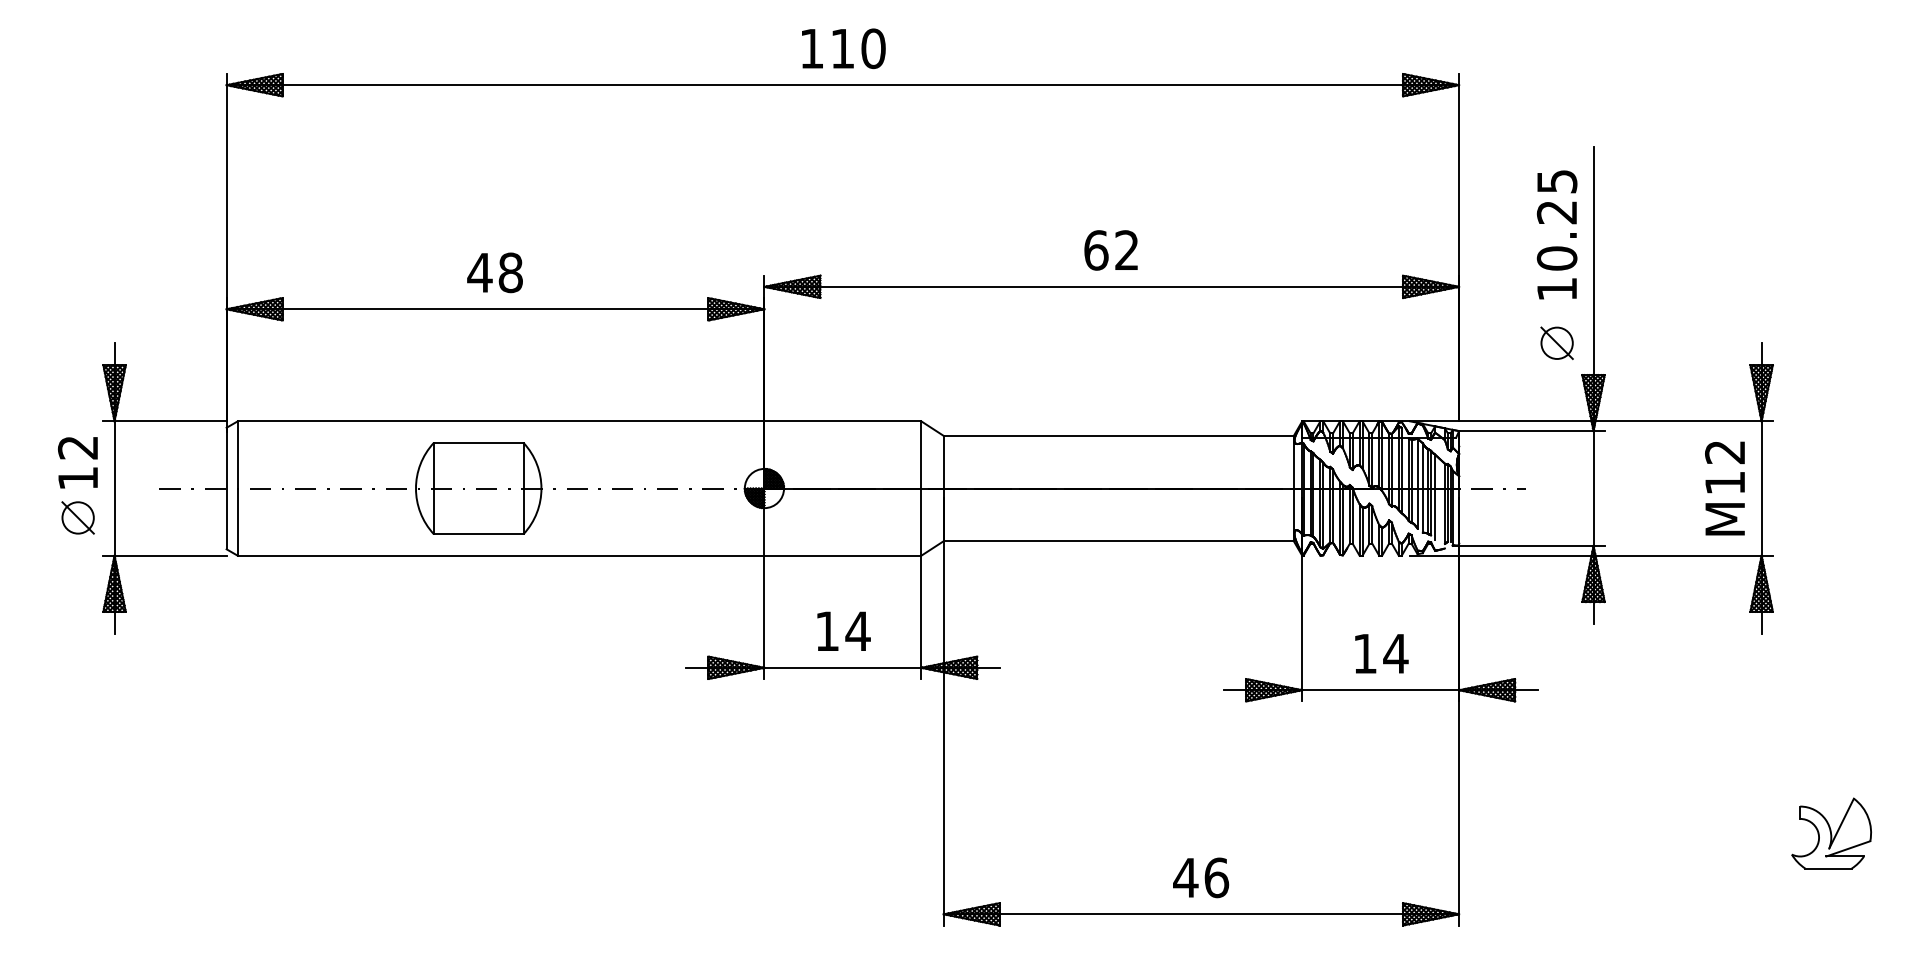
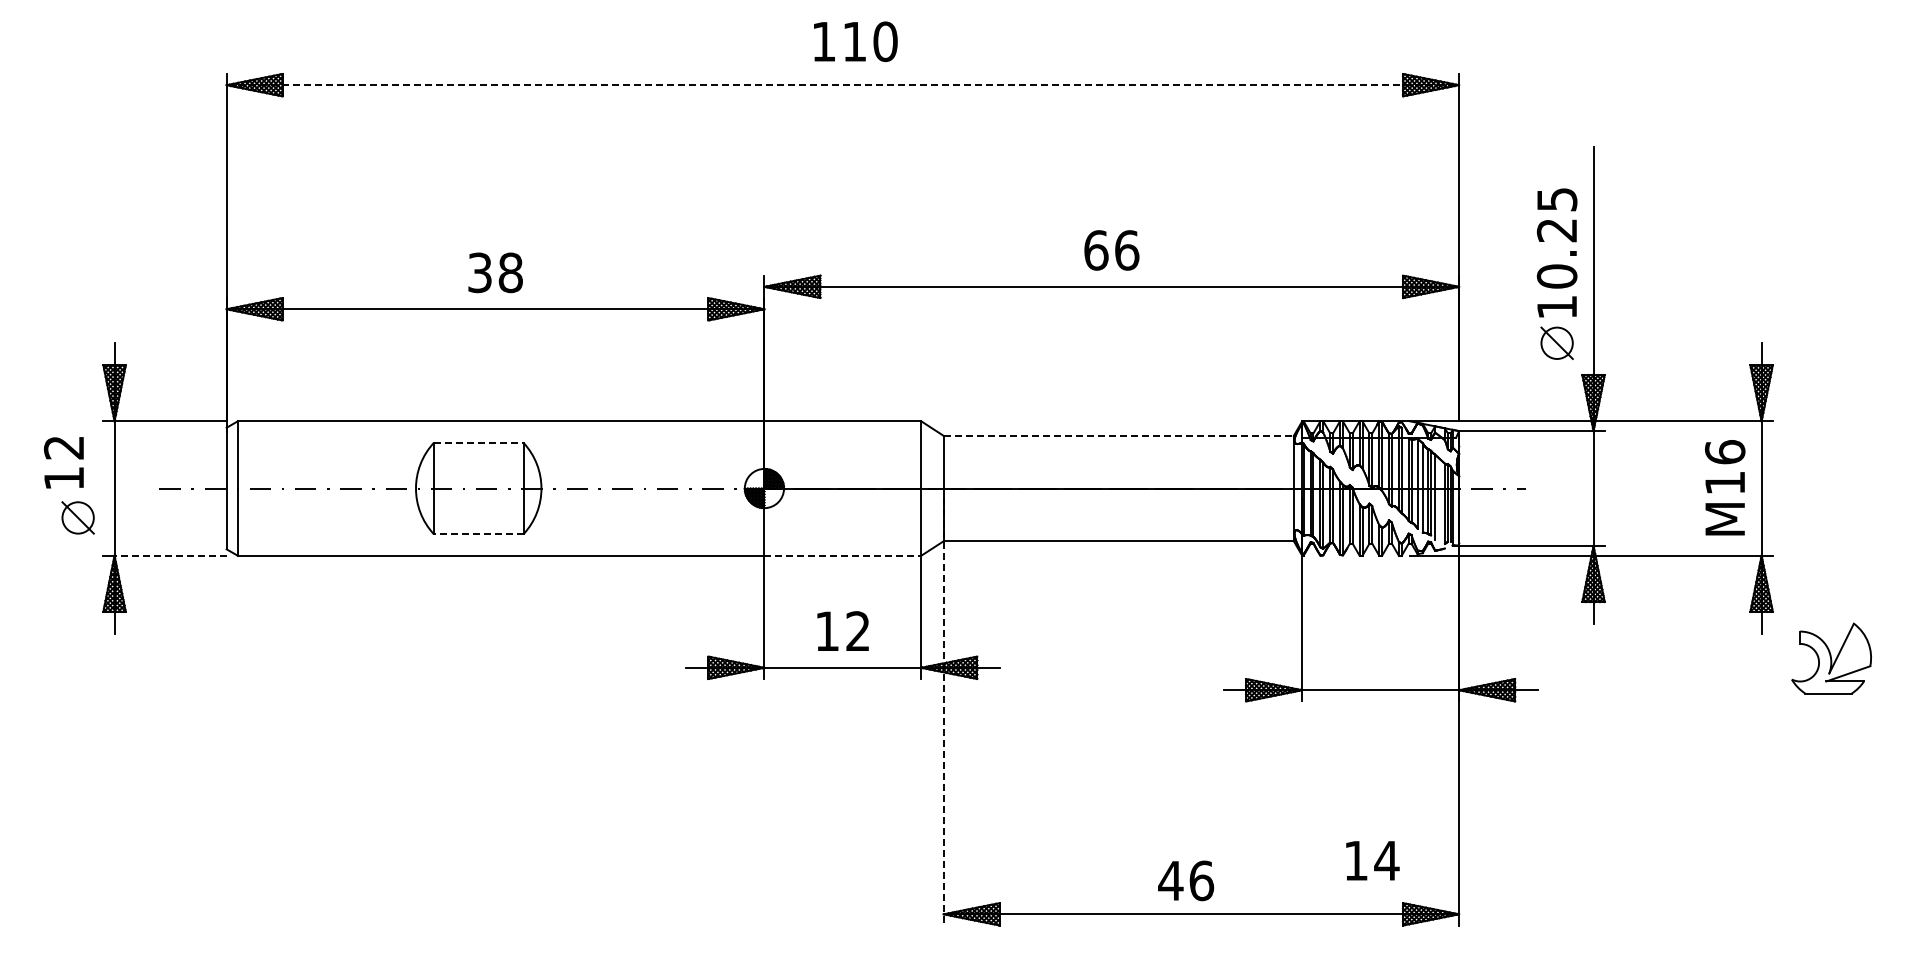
text position: (843, 48) -> (855, 41) (855, 41)
line: solid -> dashed (843, 85)
text position: (1556, 234) -> (1556, 252) (1556, 252)
text: 62 -> 66 (1127, 250)
text: 48 -> 38 (479, 272)
line: solid -> dashed (1119, 435)
line: solid -> dashed (478, 442)
text: M12 -> M16 (1725, 452)
text position: (77, 462) -> (63, 462) (63, 462)
line: solid -> dashed (478, 534)
line: solid -> dashed (170, 555)
line: solid -> dashed (843, 555)
text: 14 -> 12 (857, 630)
text position: (1381, 653) -> (1372, 860) (1372, 860)
line: solid -> dashed (943, 711)
part position: (1831, 833) -> (1831, 658) (1831, 658)
text position: (1201, 877) -> (1186, 880) (1186, 880)
